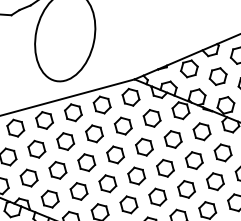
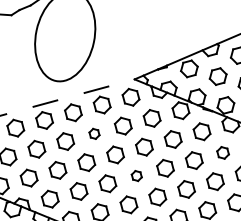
line: solid -> dashed (68, 97)
part size: 19x20 px -> 13x13 px (94, 133)
part size: 20x20 px -> 14x14 px (222, 152)
part size: 20x20 px -> 13x13 px (136, 176)
